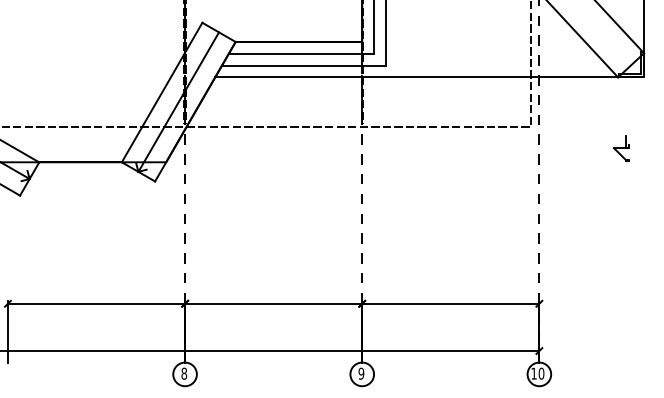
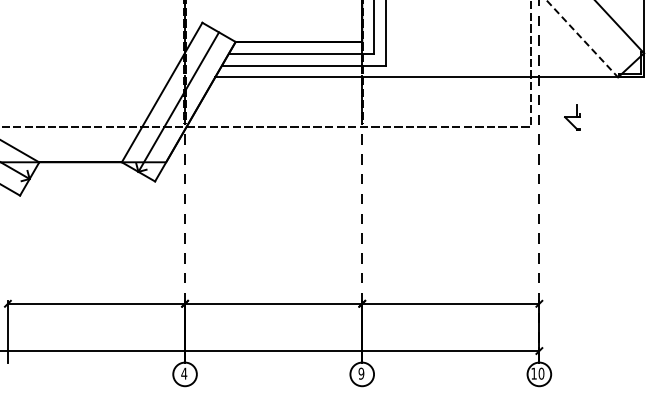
line: solid -> dashed (582, 39)
part position: (621, 148) -> (572, 117) (572, 117)
text: 8 -> 4 (184, 373)
